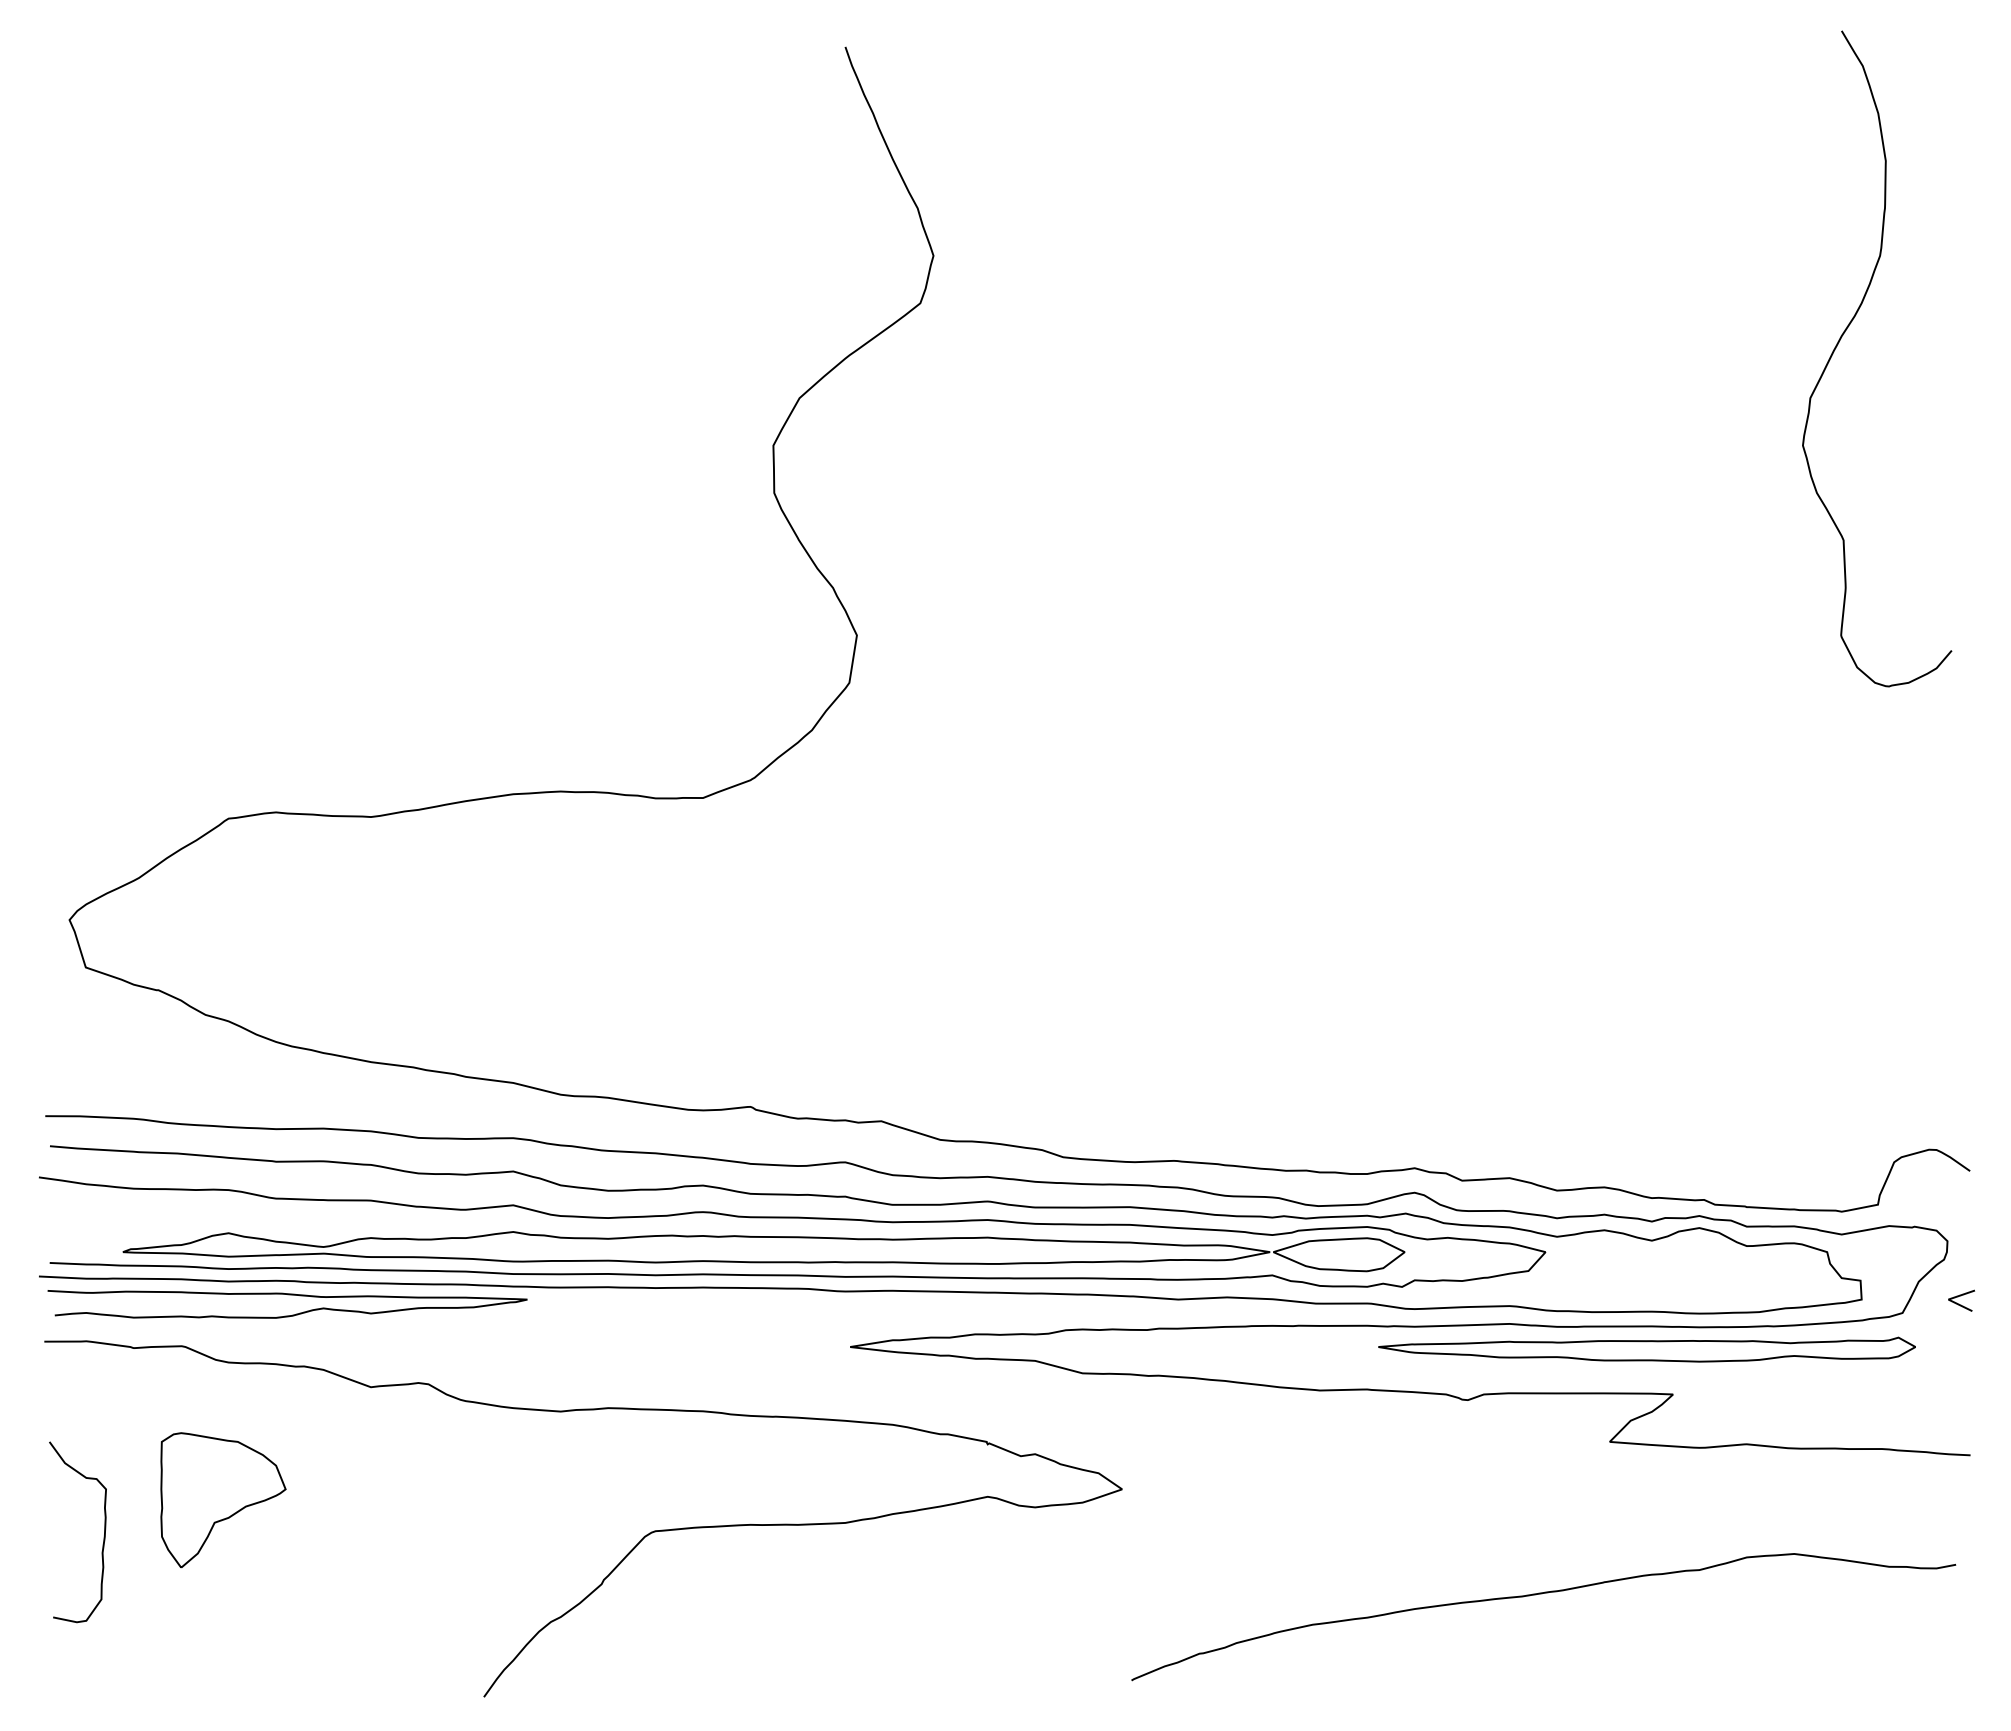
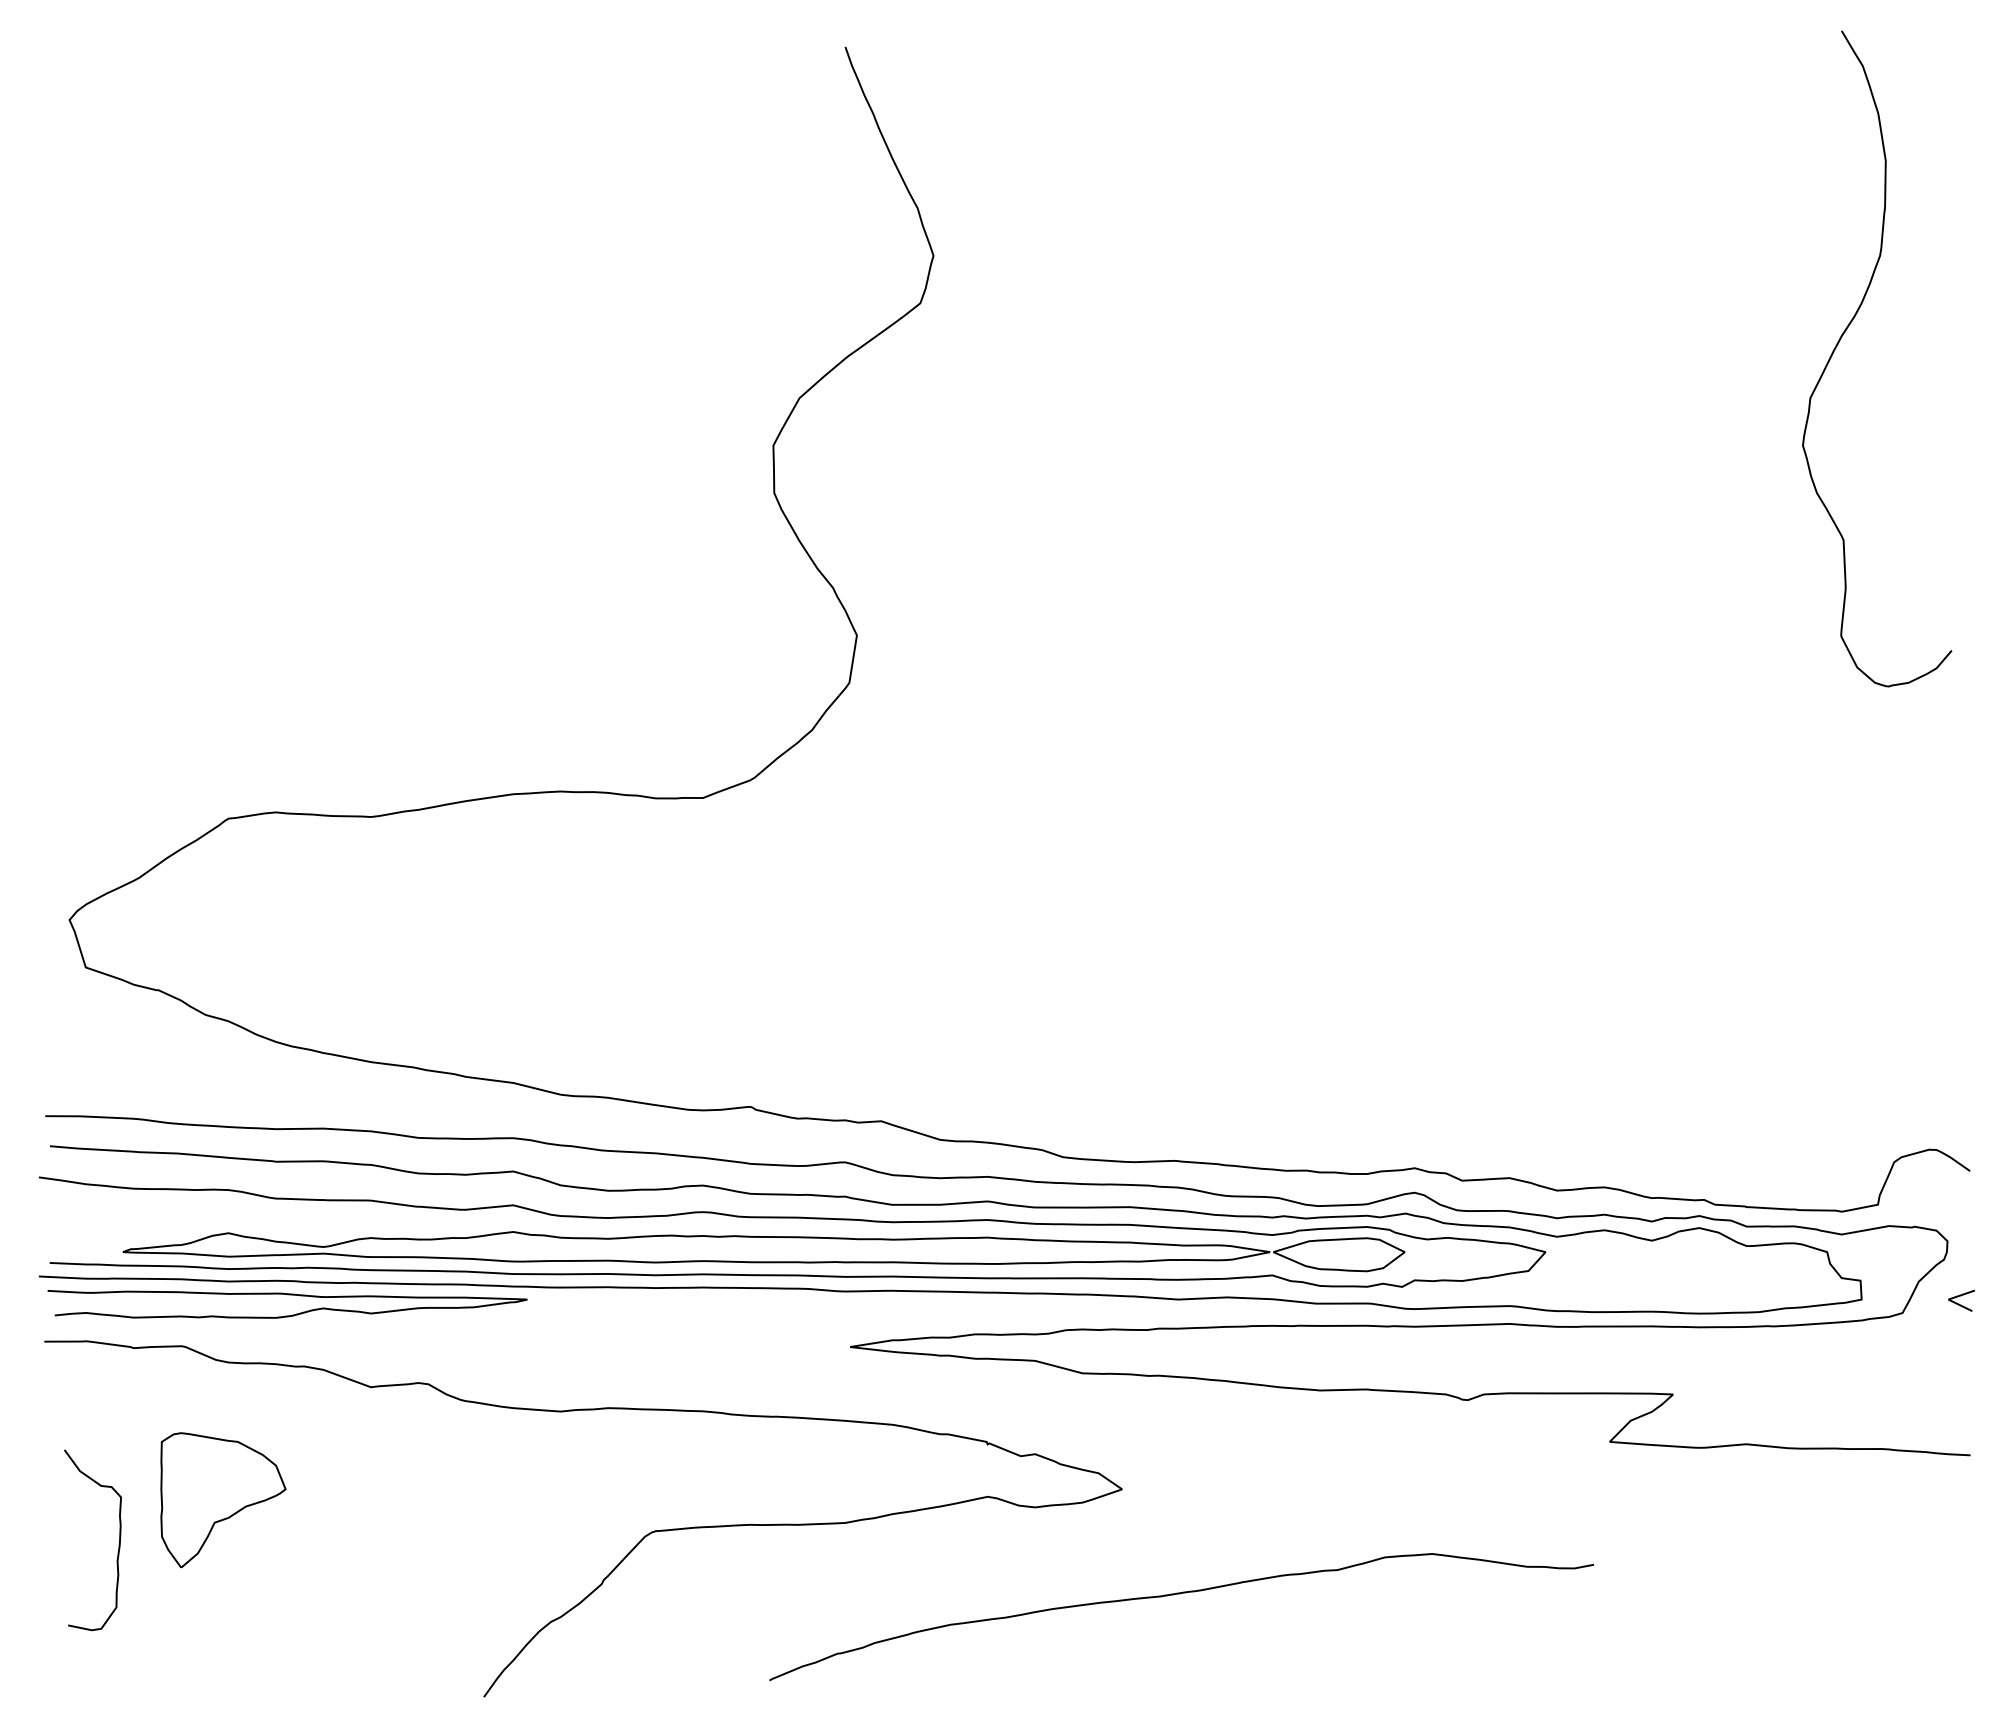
part: present -> none (1646, 1349)
curve position: (103, 1536) -> (118, 1544) (118, 1544)
curve position: (1542, 1594) -> (1180, 1594) (1180, 1594)
